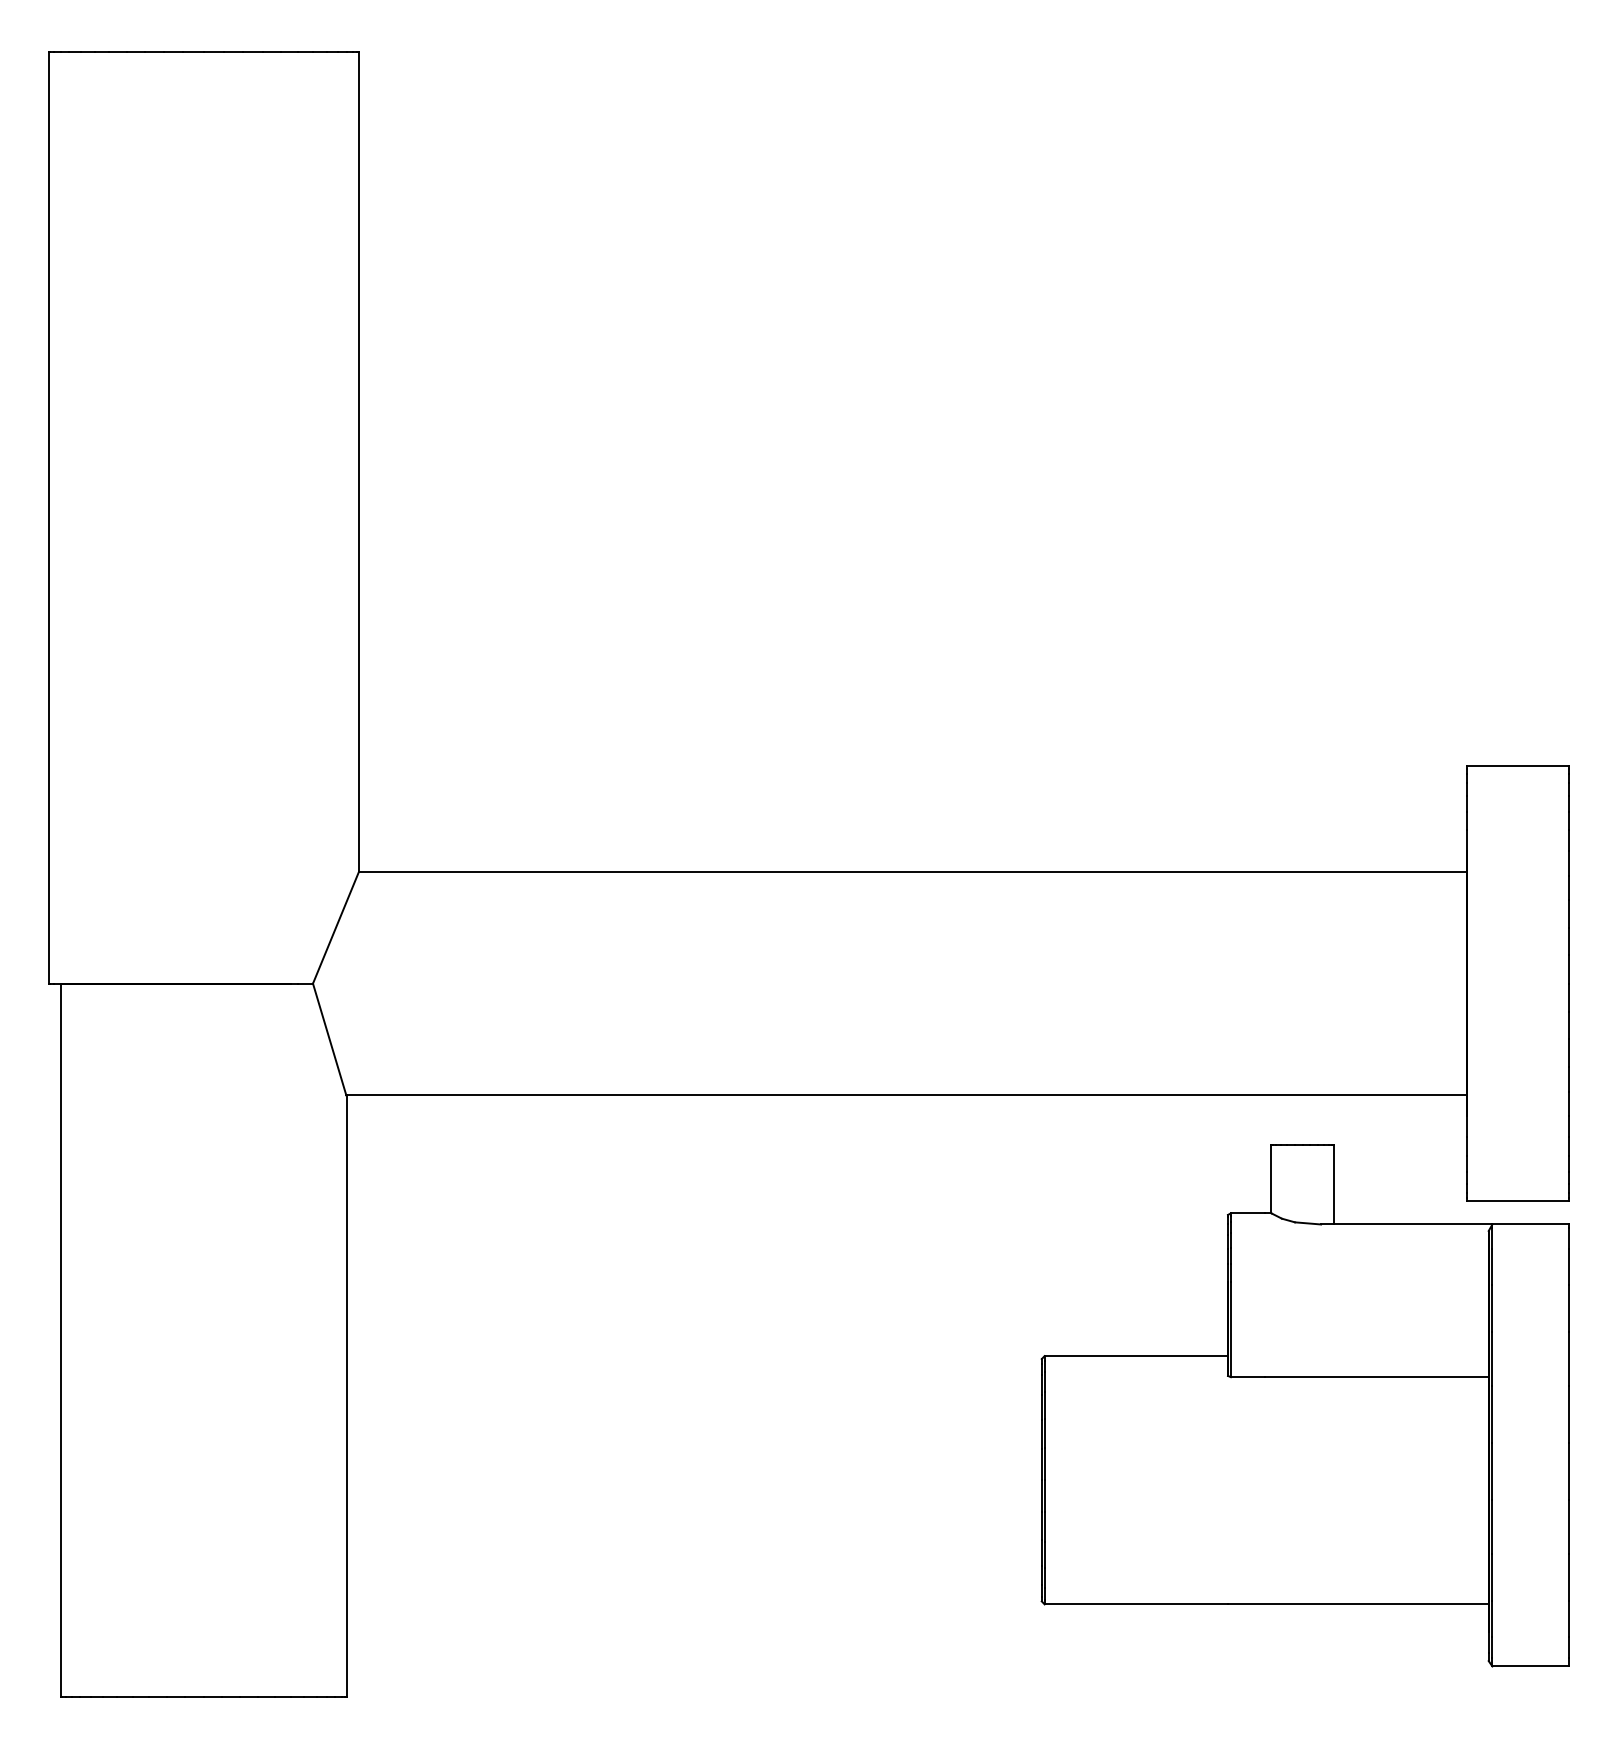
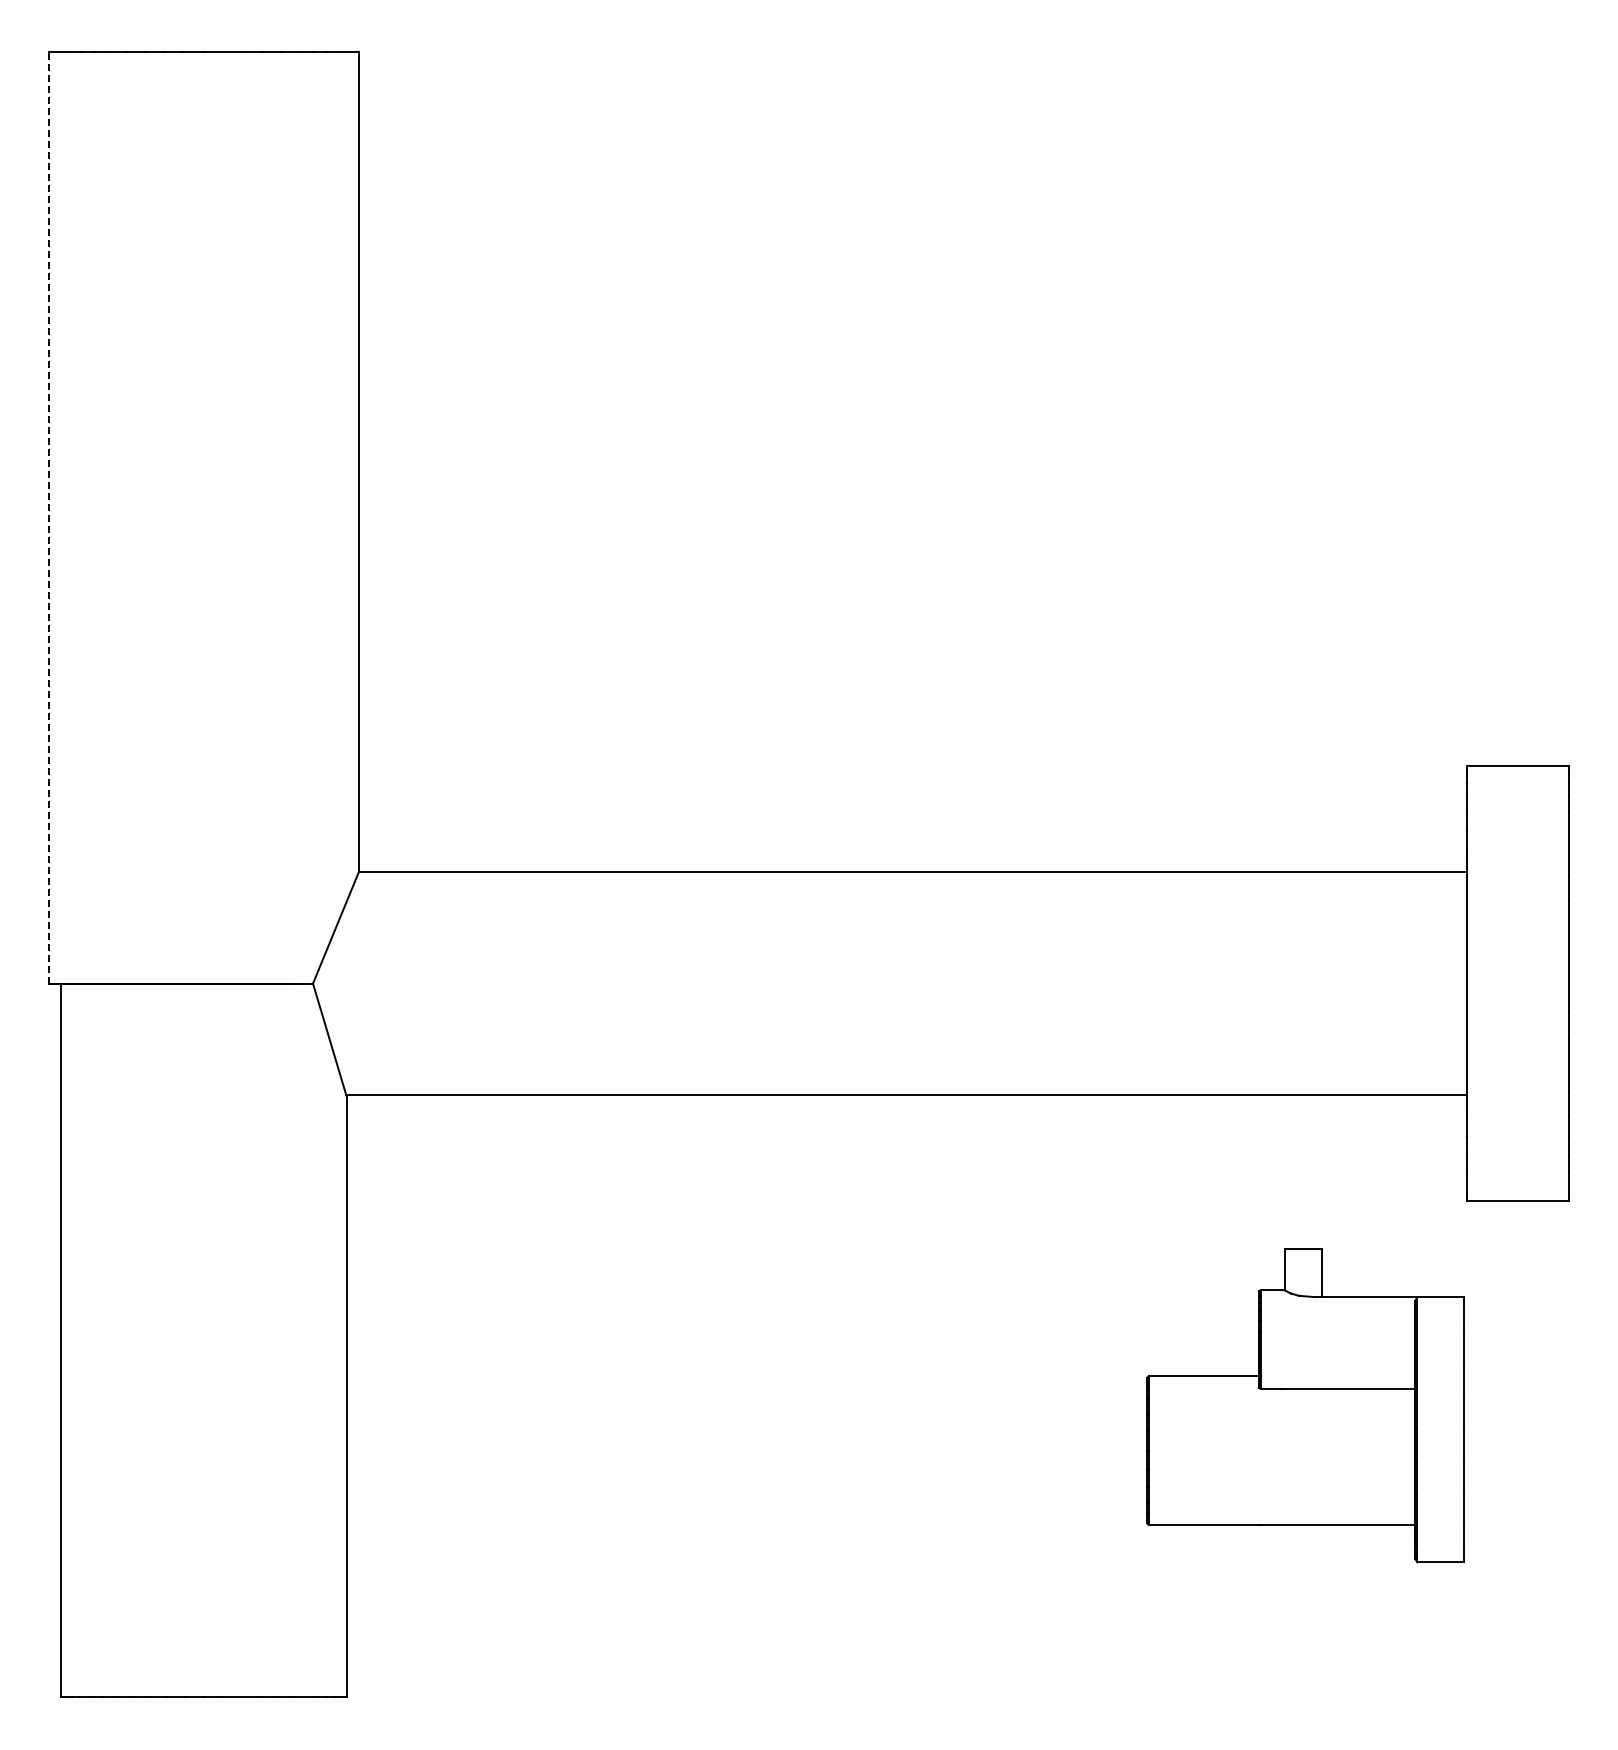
line: solid -> dashed (48, 518)
part size: 530x524 px -> 319x316 px (1305, 1405)
